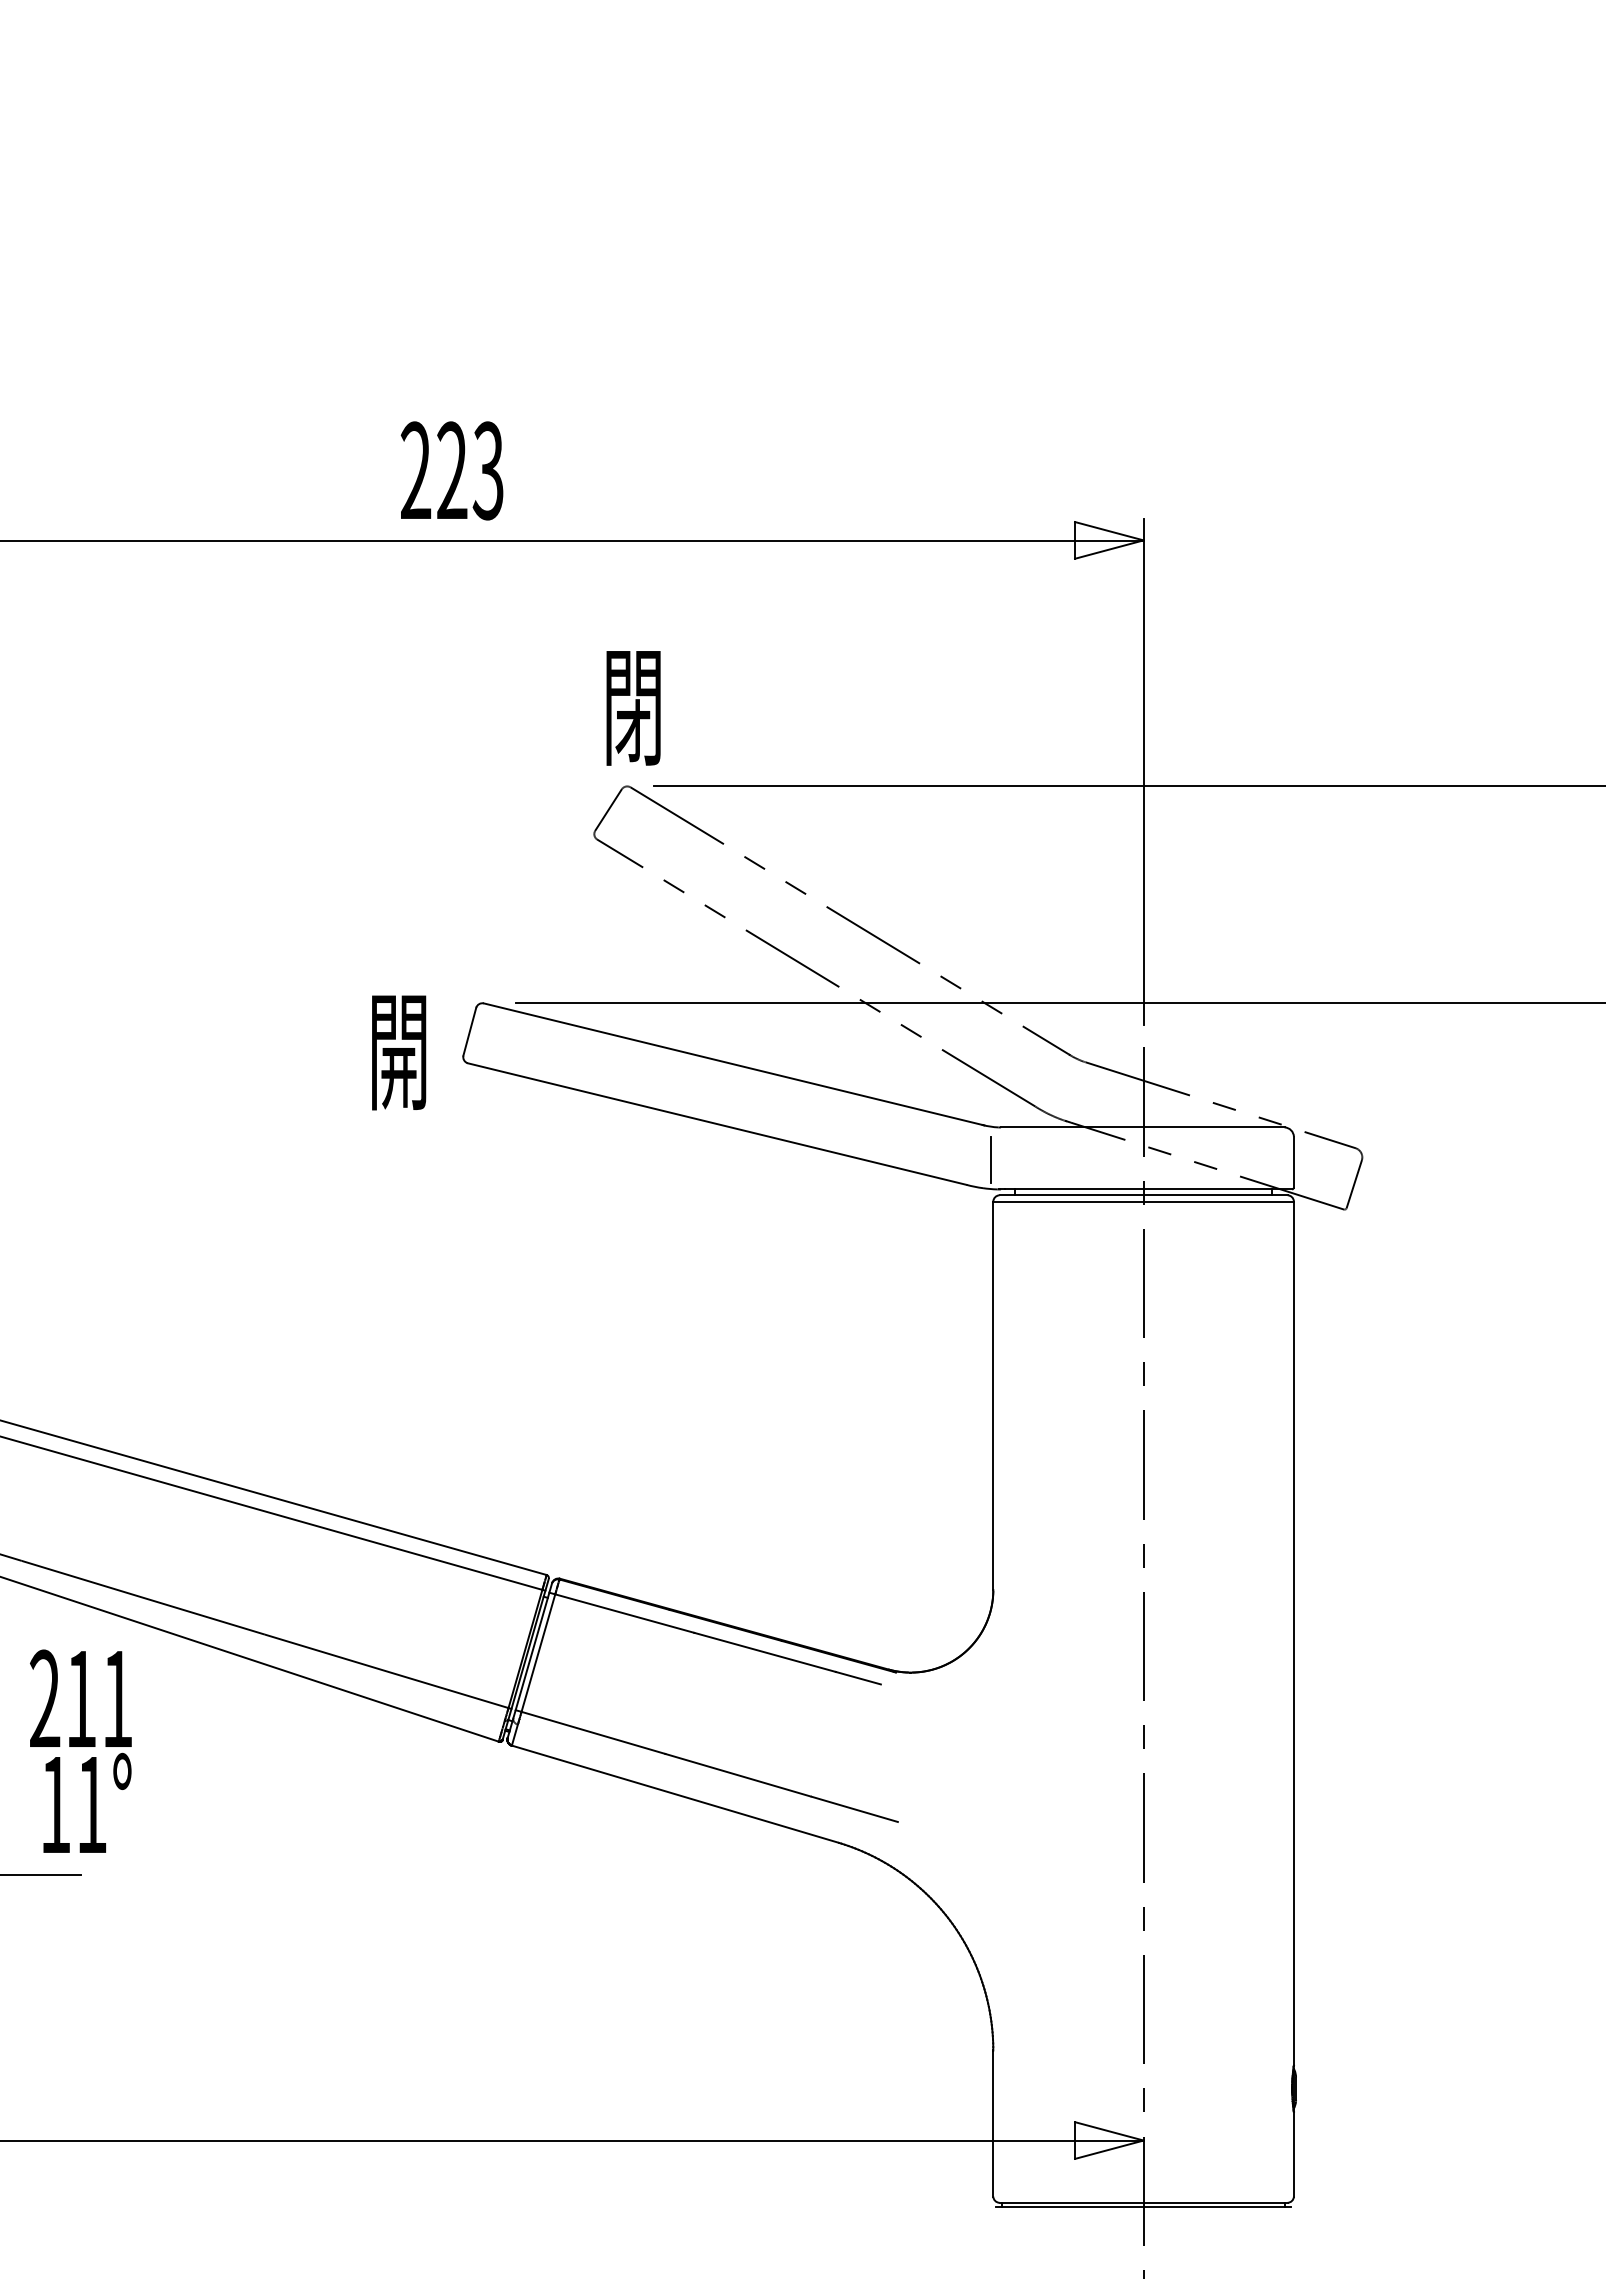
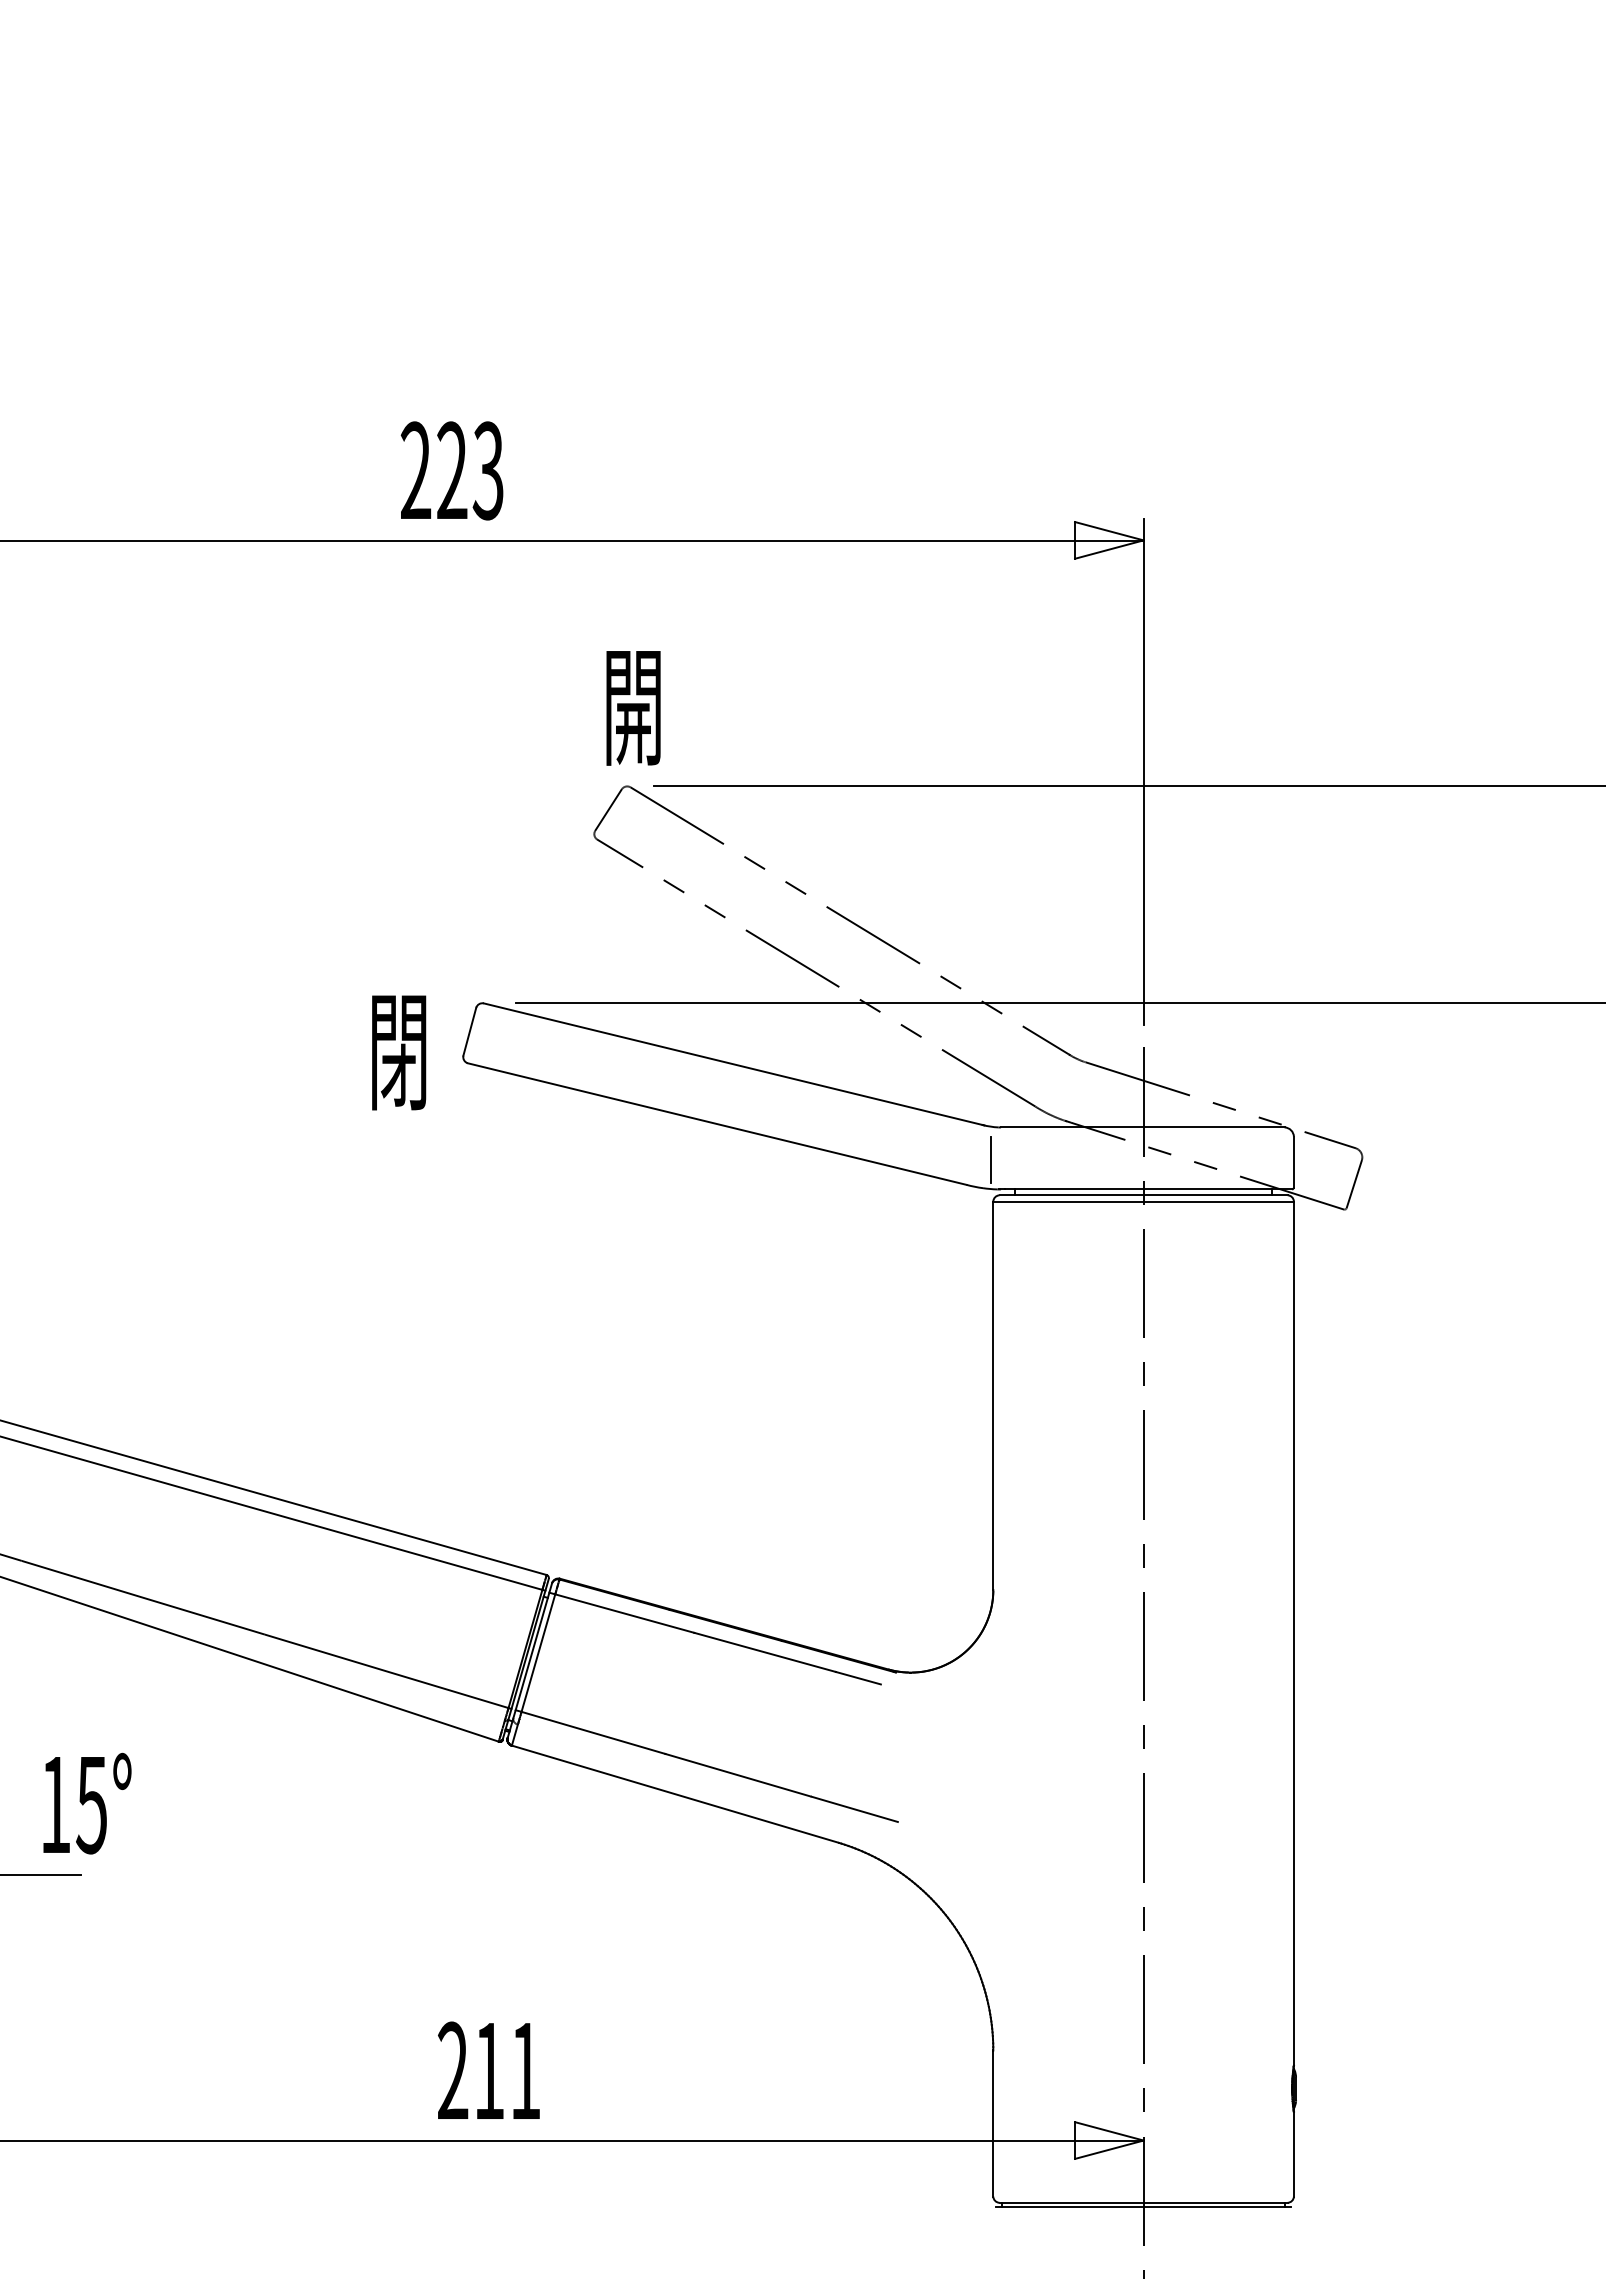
text: 閉 -> 開 (635, 711)
text: 開 -> 閉 (401, 1056)
text position: (80, 1697) -> (488, 2069) (488, 2069)
text: 11° -> 15° (91, 1805)
